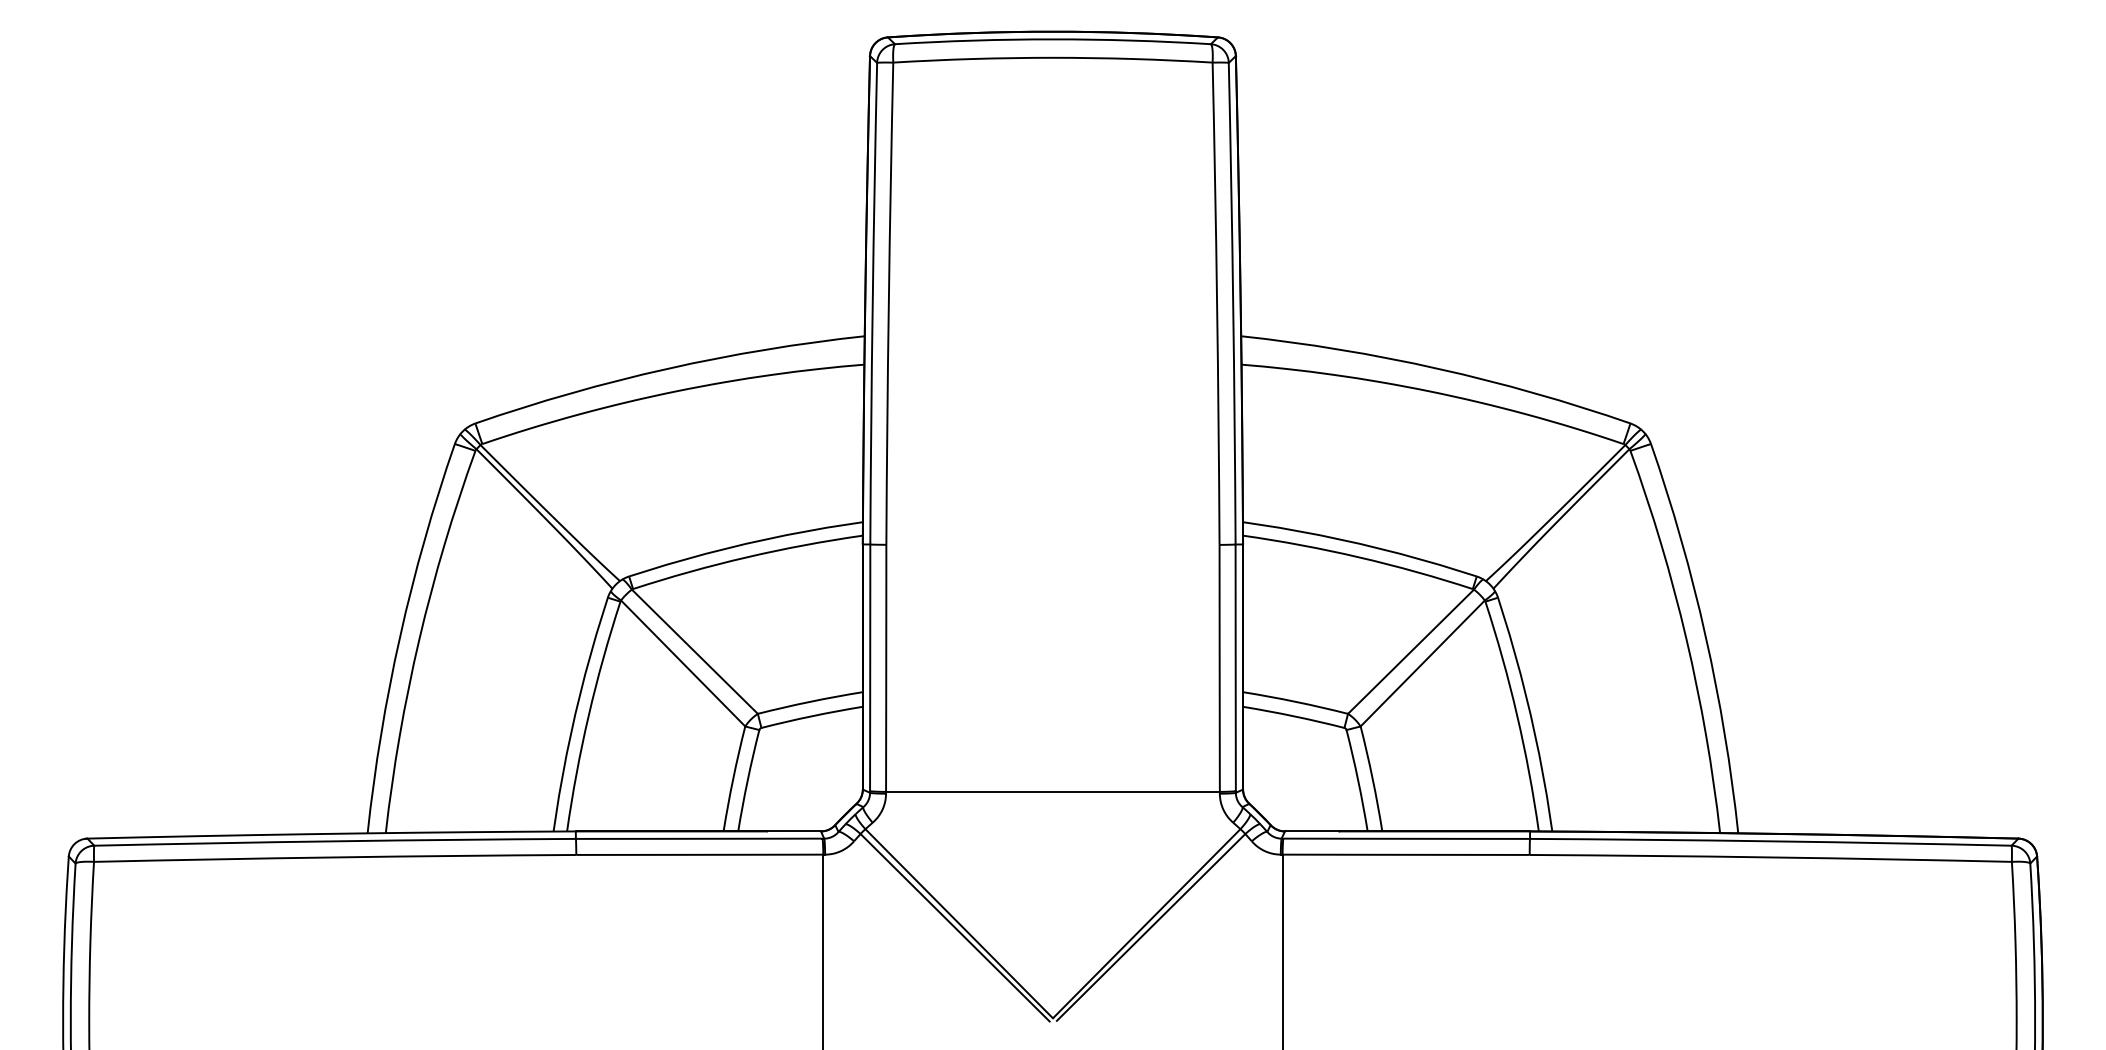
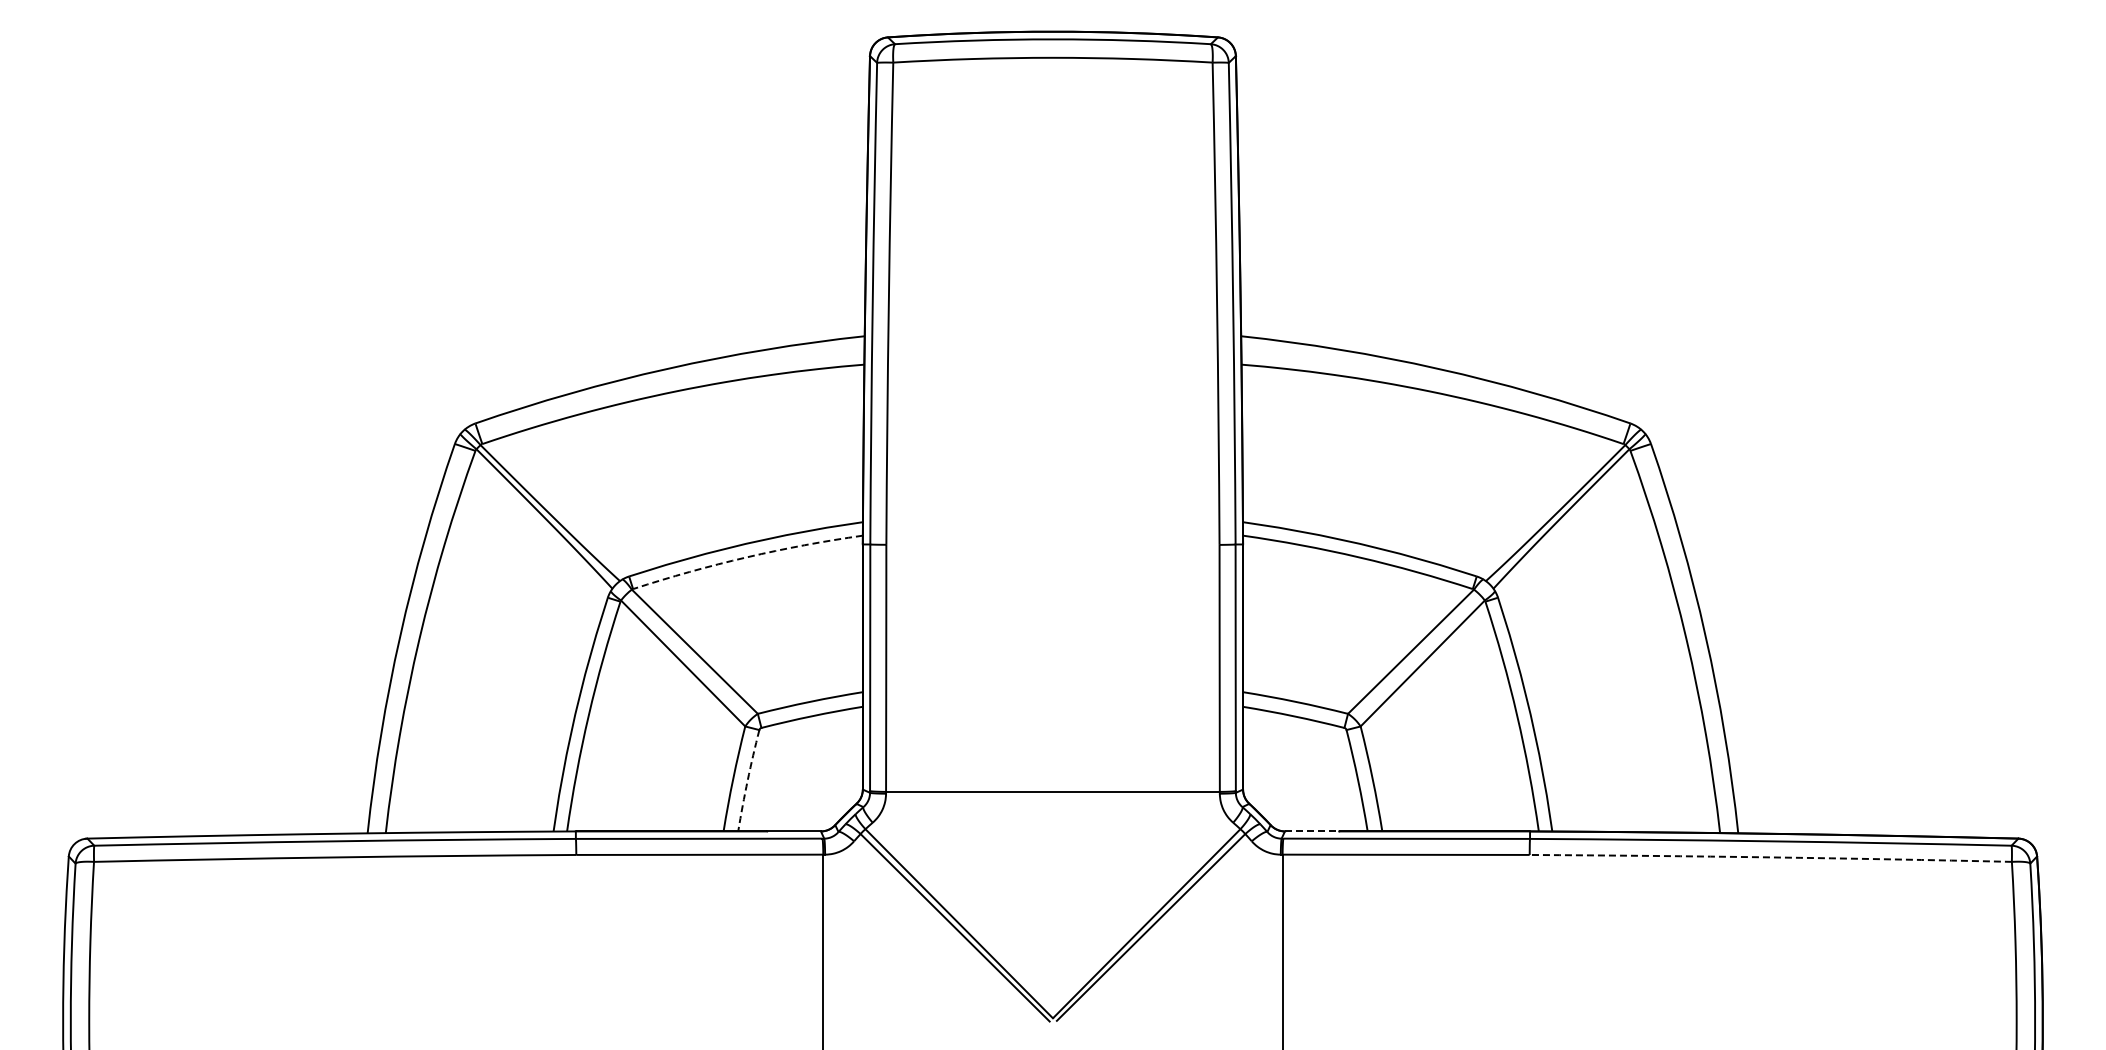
arc: solid -> dashed (746, 557)
arc: solid -> dashed (747, 780)
line: solid -> dashed (1312, 831)
arc: solid -> dashed (1770, 857)
